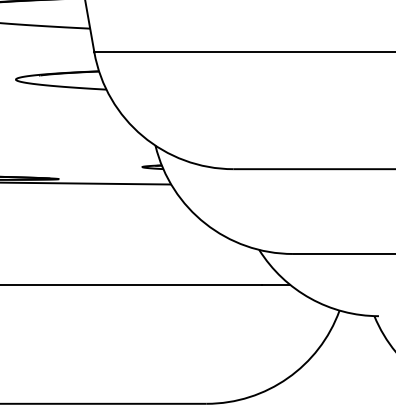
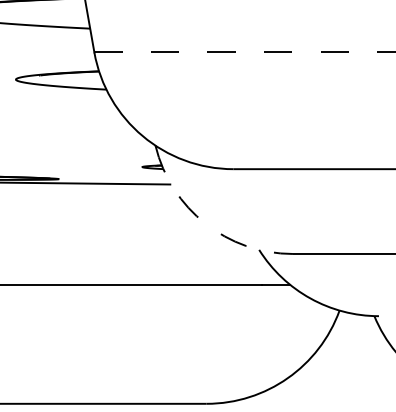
line: solid -> dashed (245, 52)
arc: solid -> dashed (205, 223)
